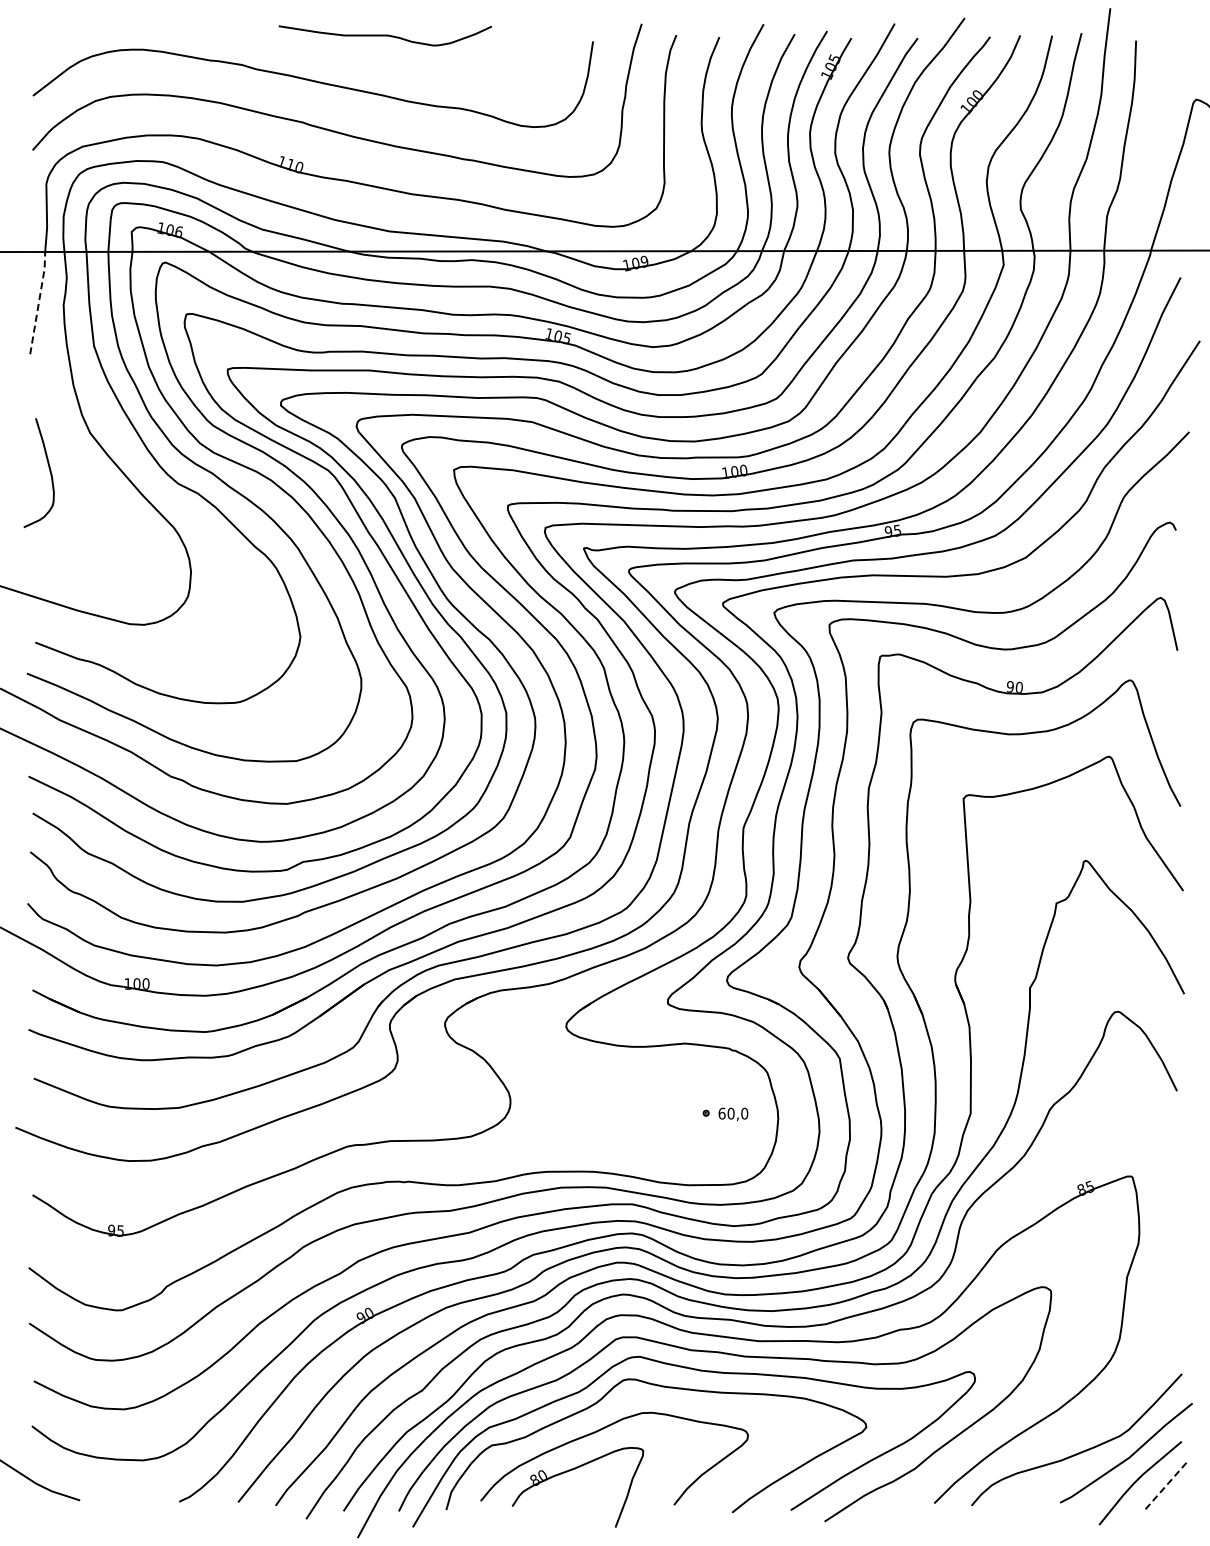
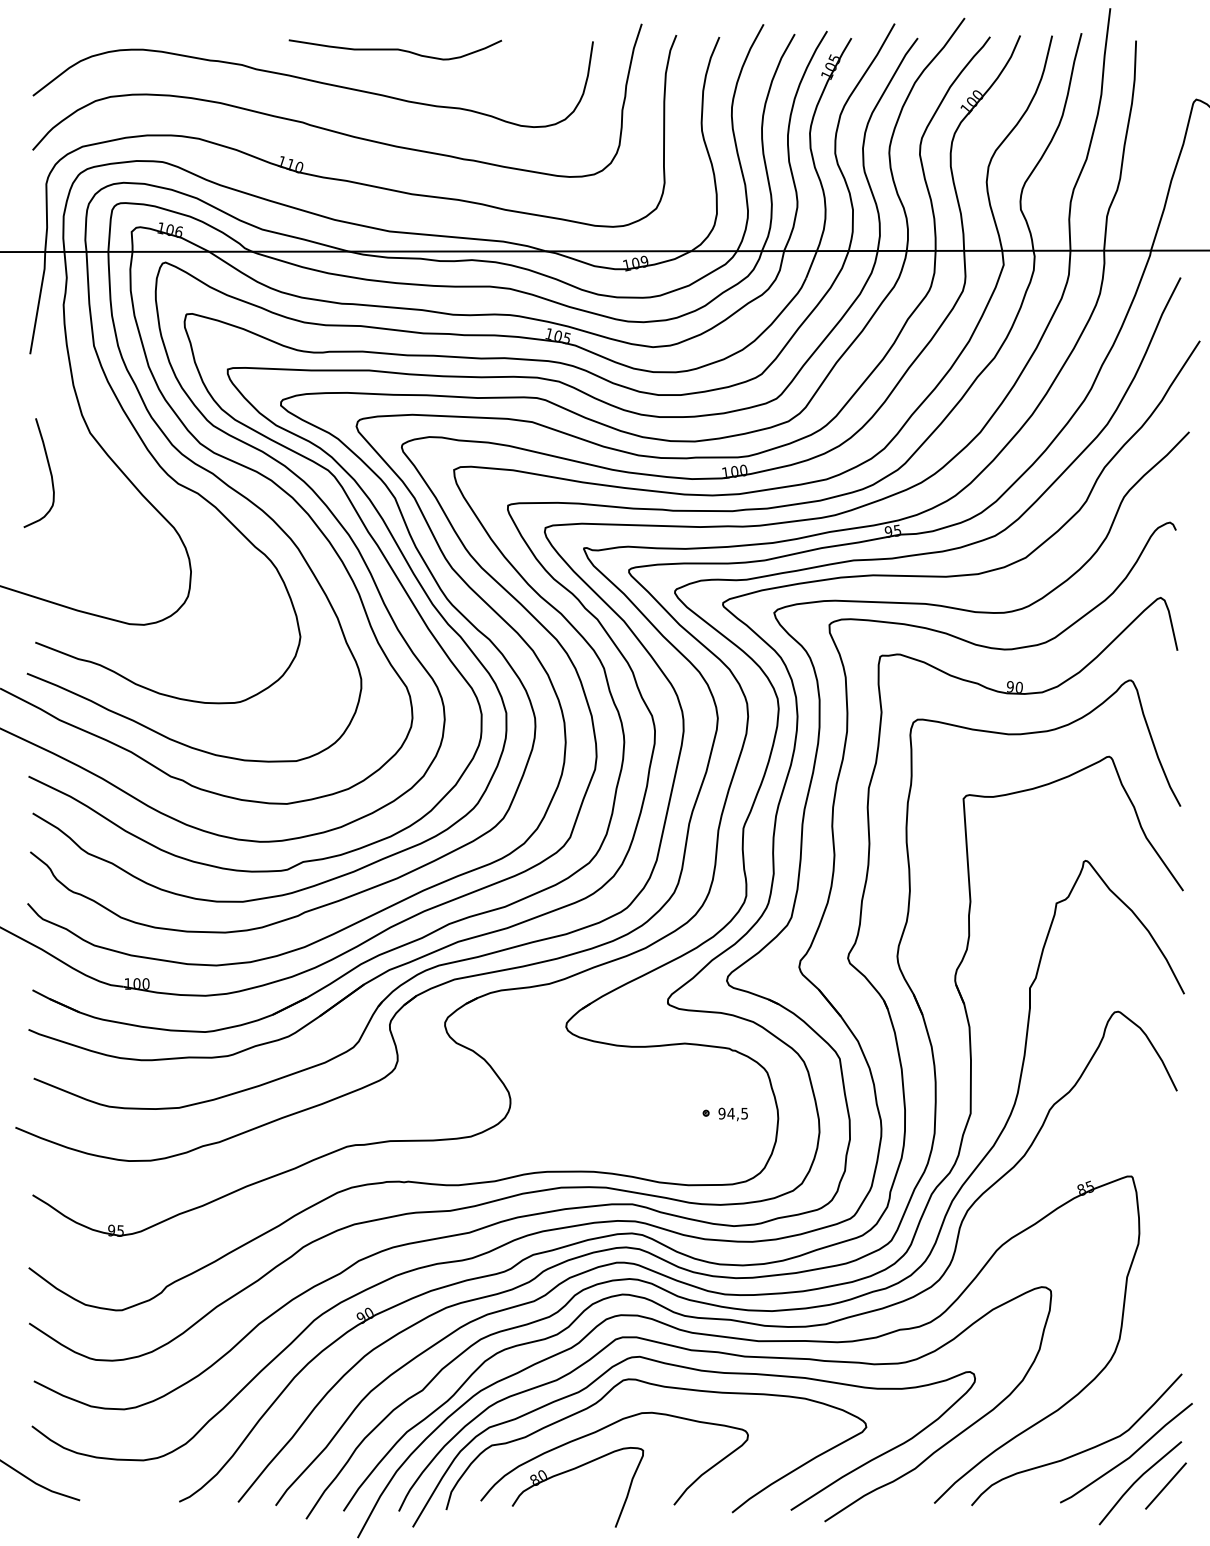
curve position: (385, 35) -> (395, 49) (395, 49)
line: dashed -> solid (38, 302)
text: 60,0 -> 94,5 (733, 1113)
line: dashed -> solid (1165, 1486)
